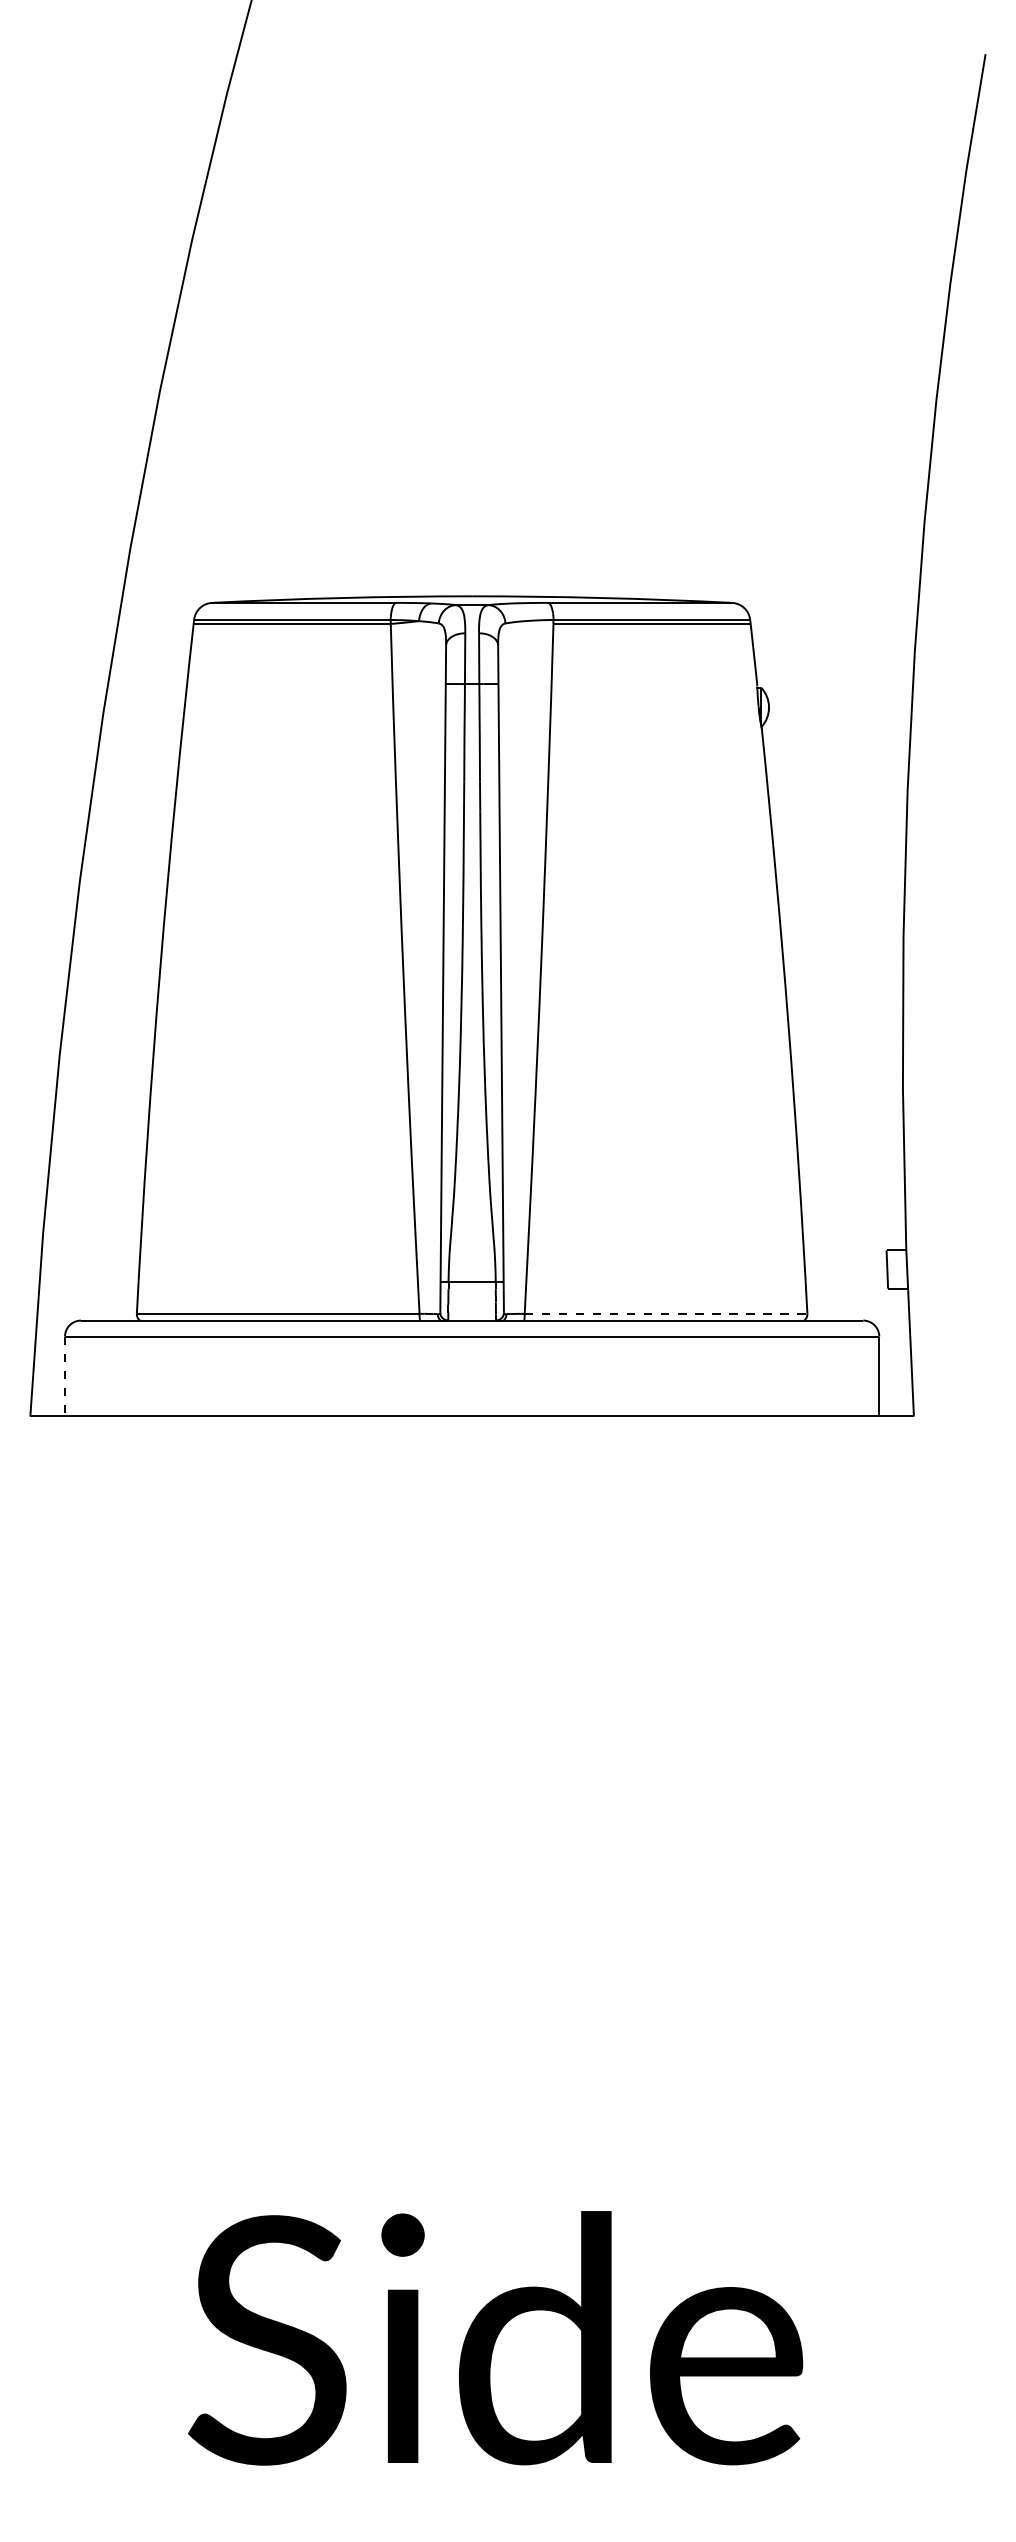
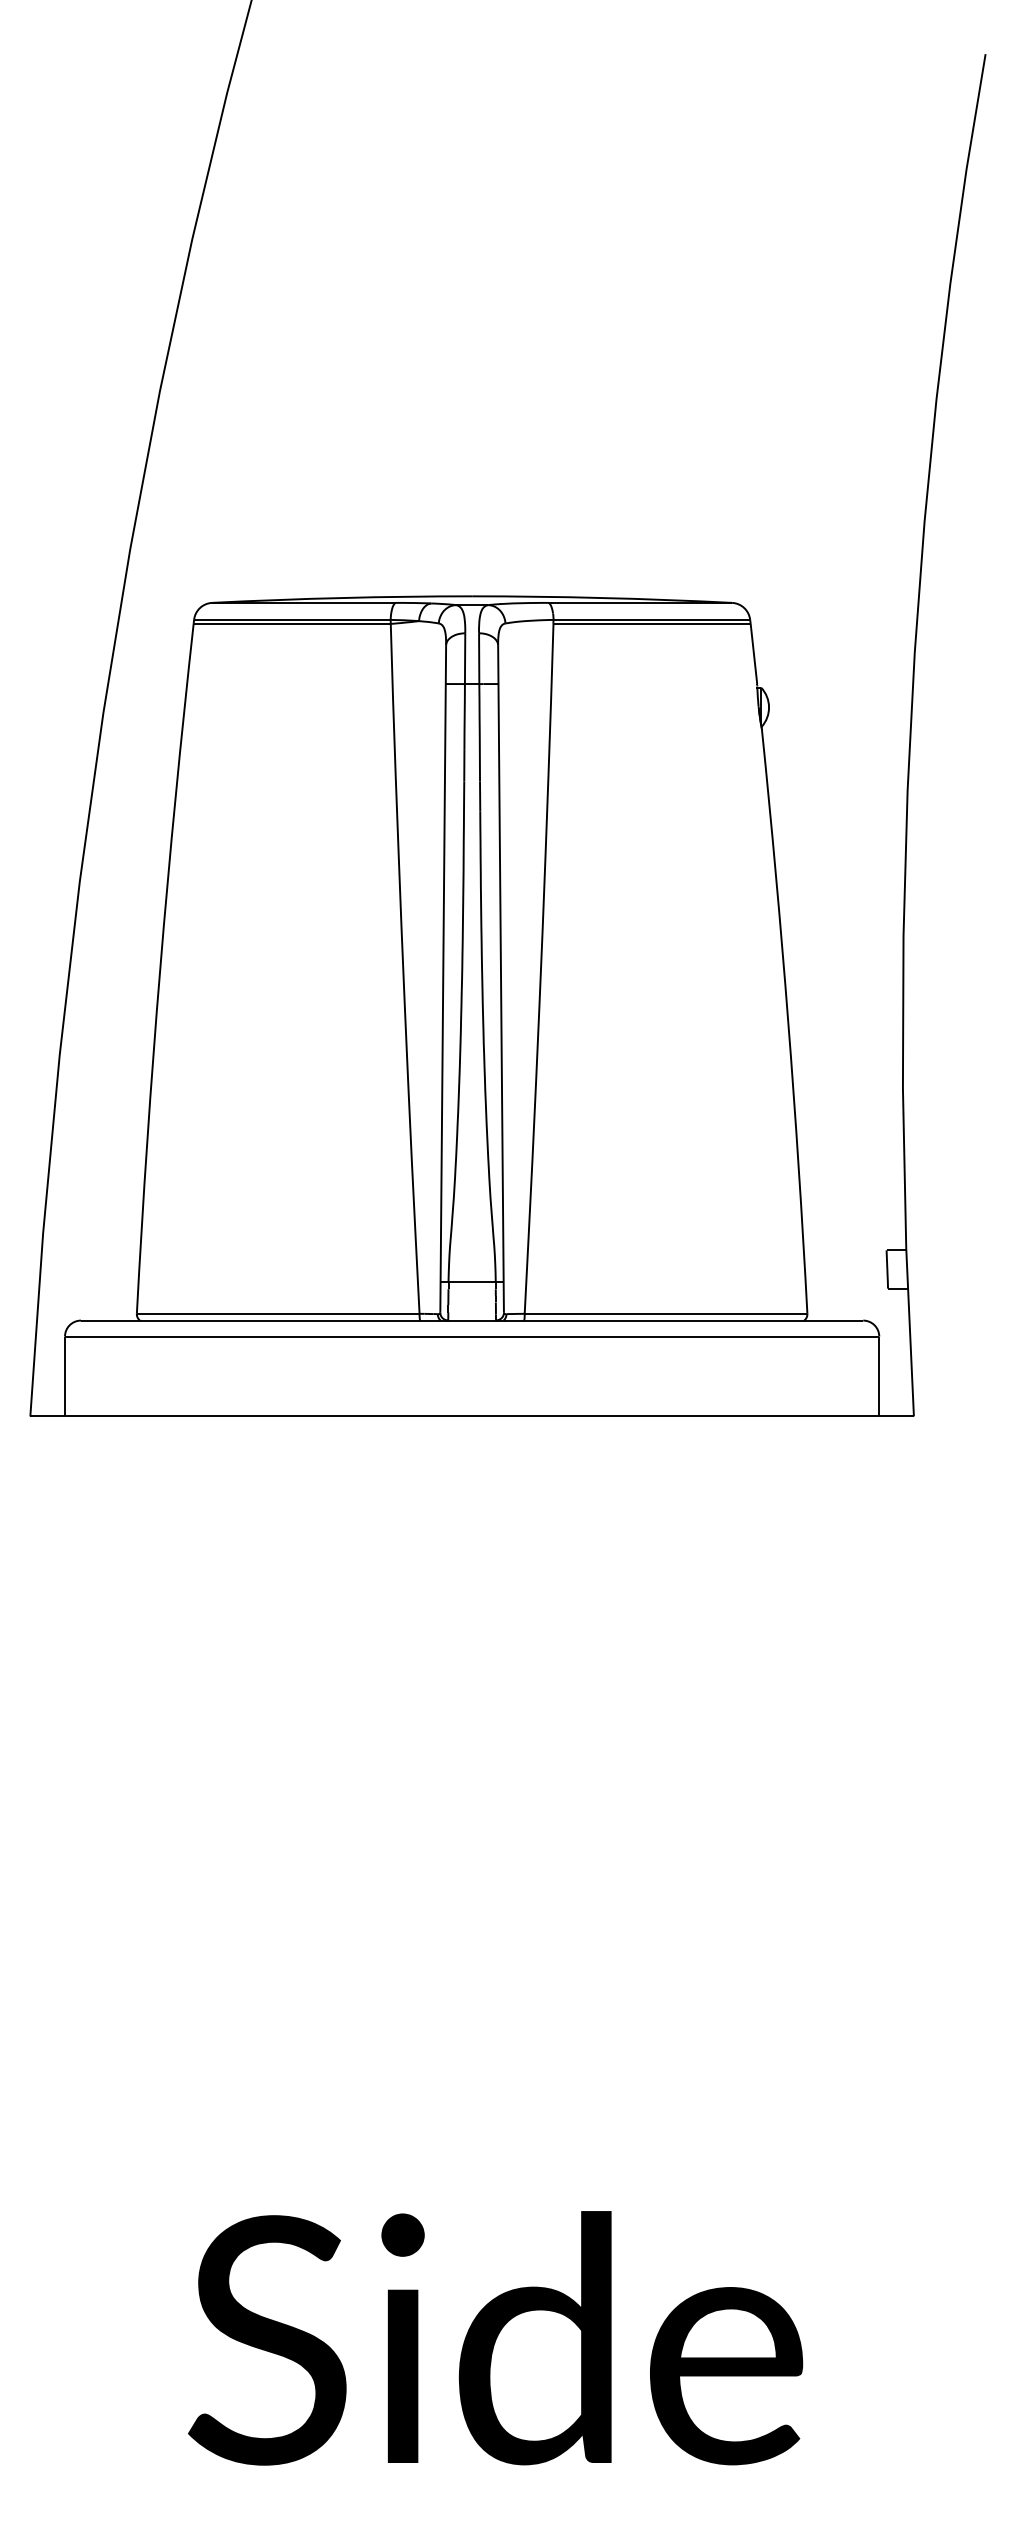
line: dashed -> solid (666, 1313)
line: dashed -> solid (65, 1376)
